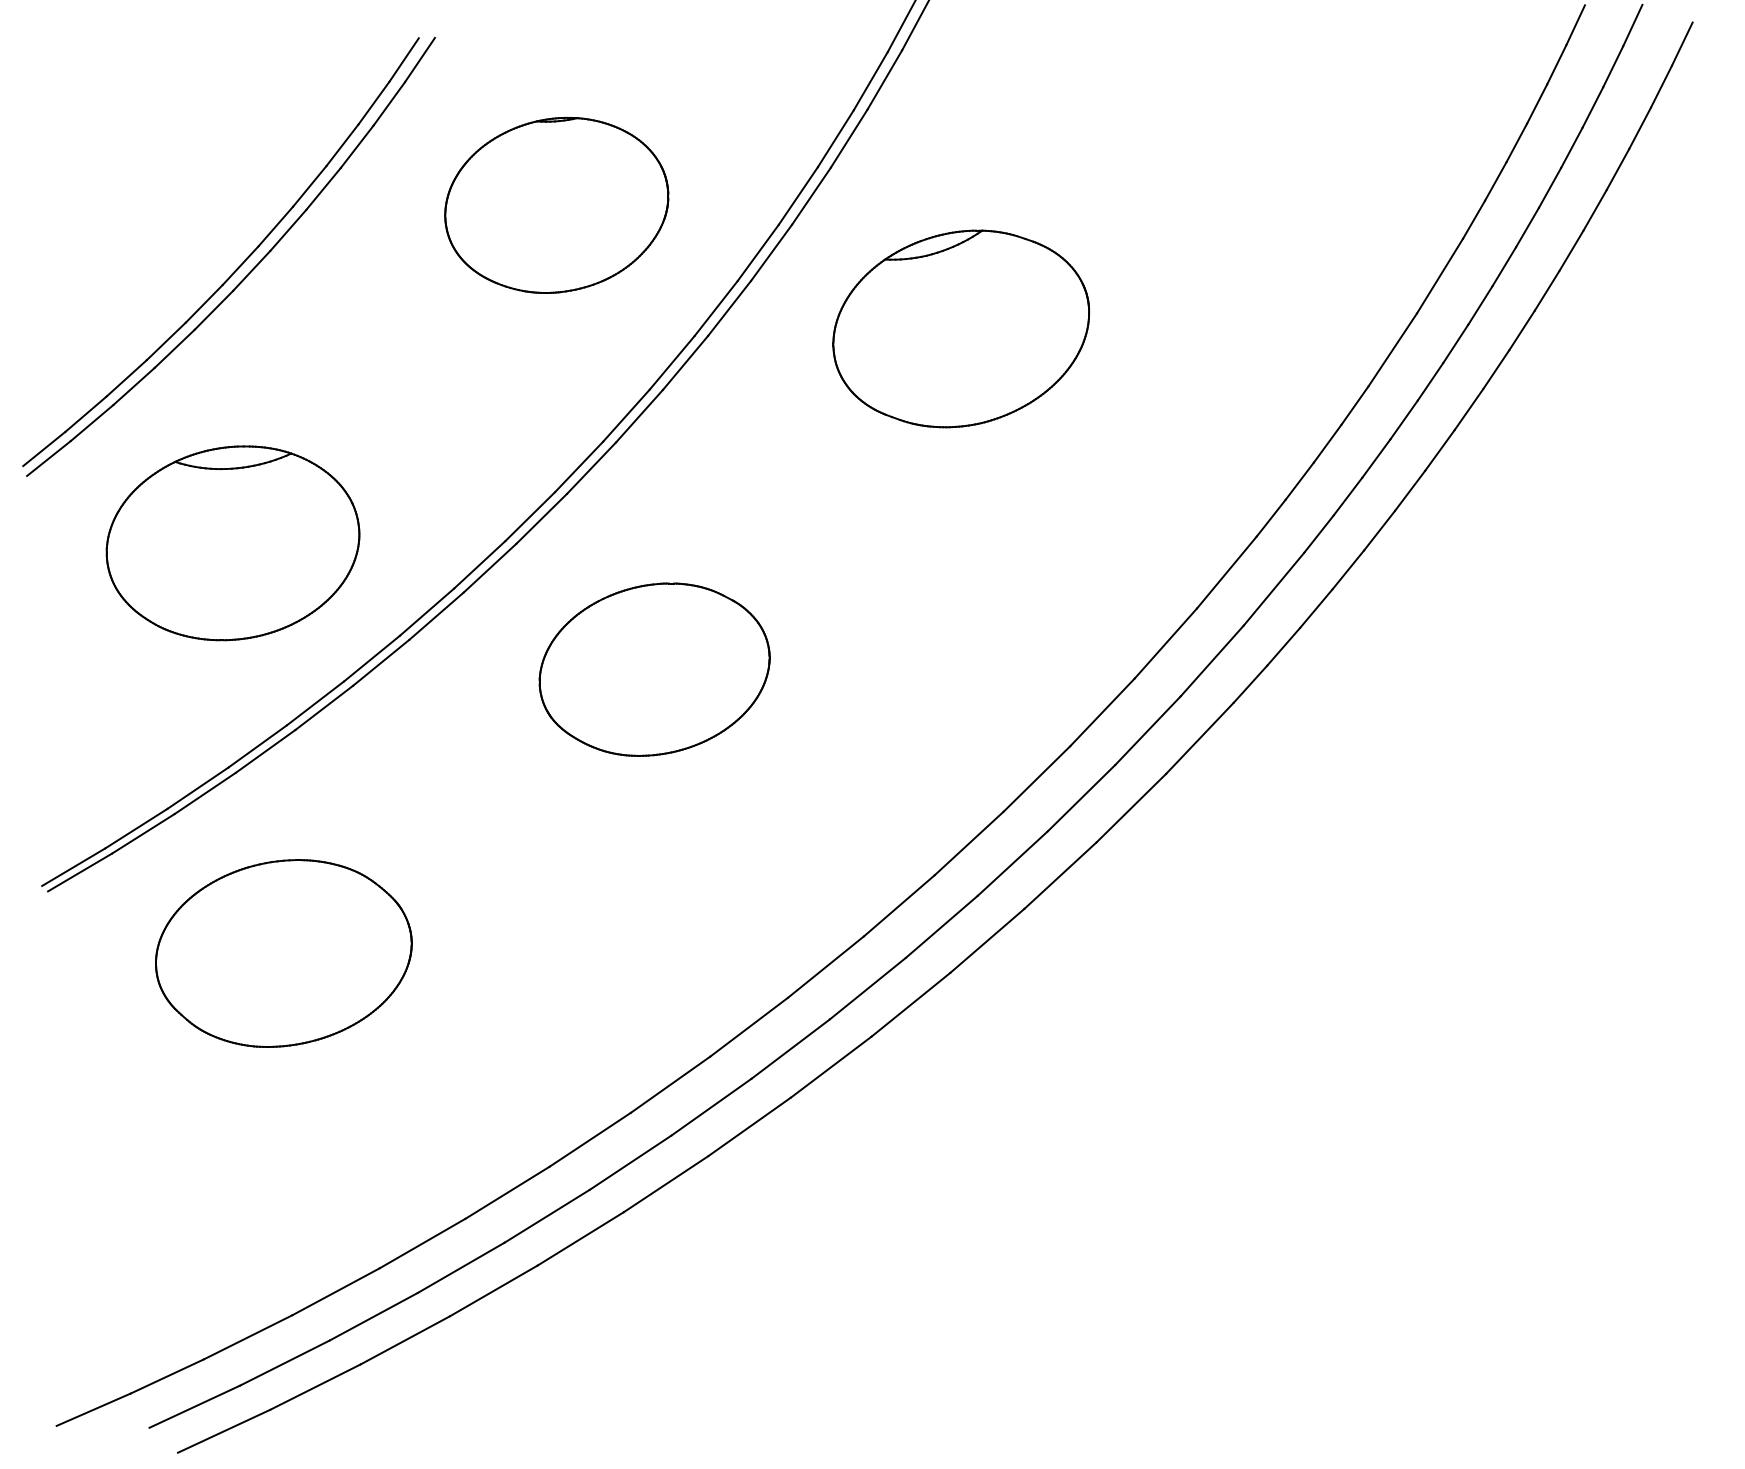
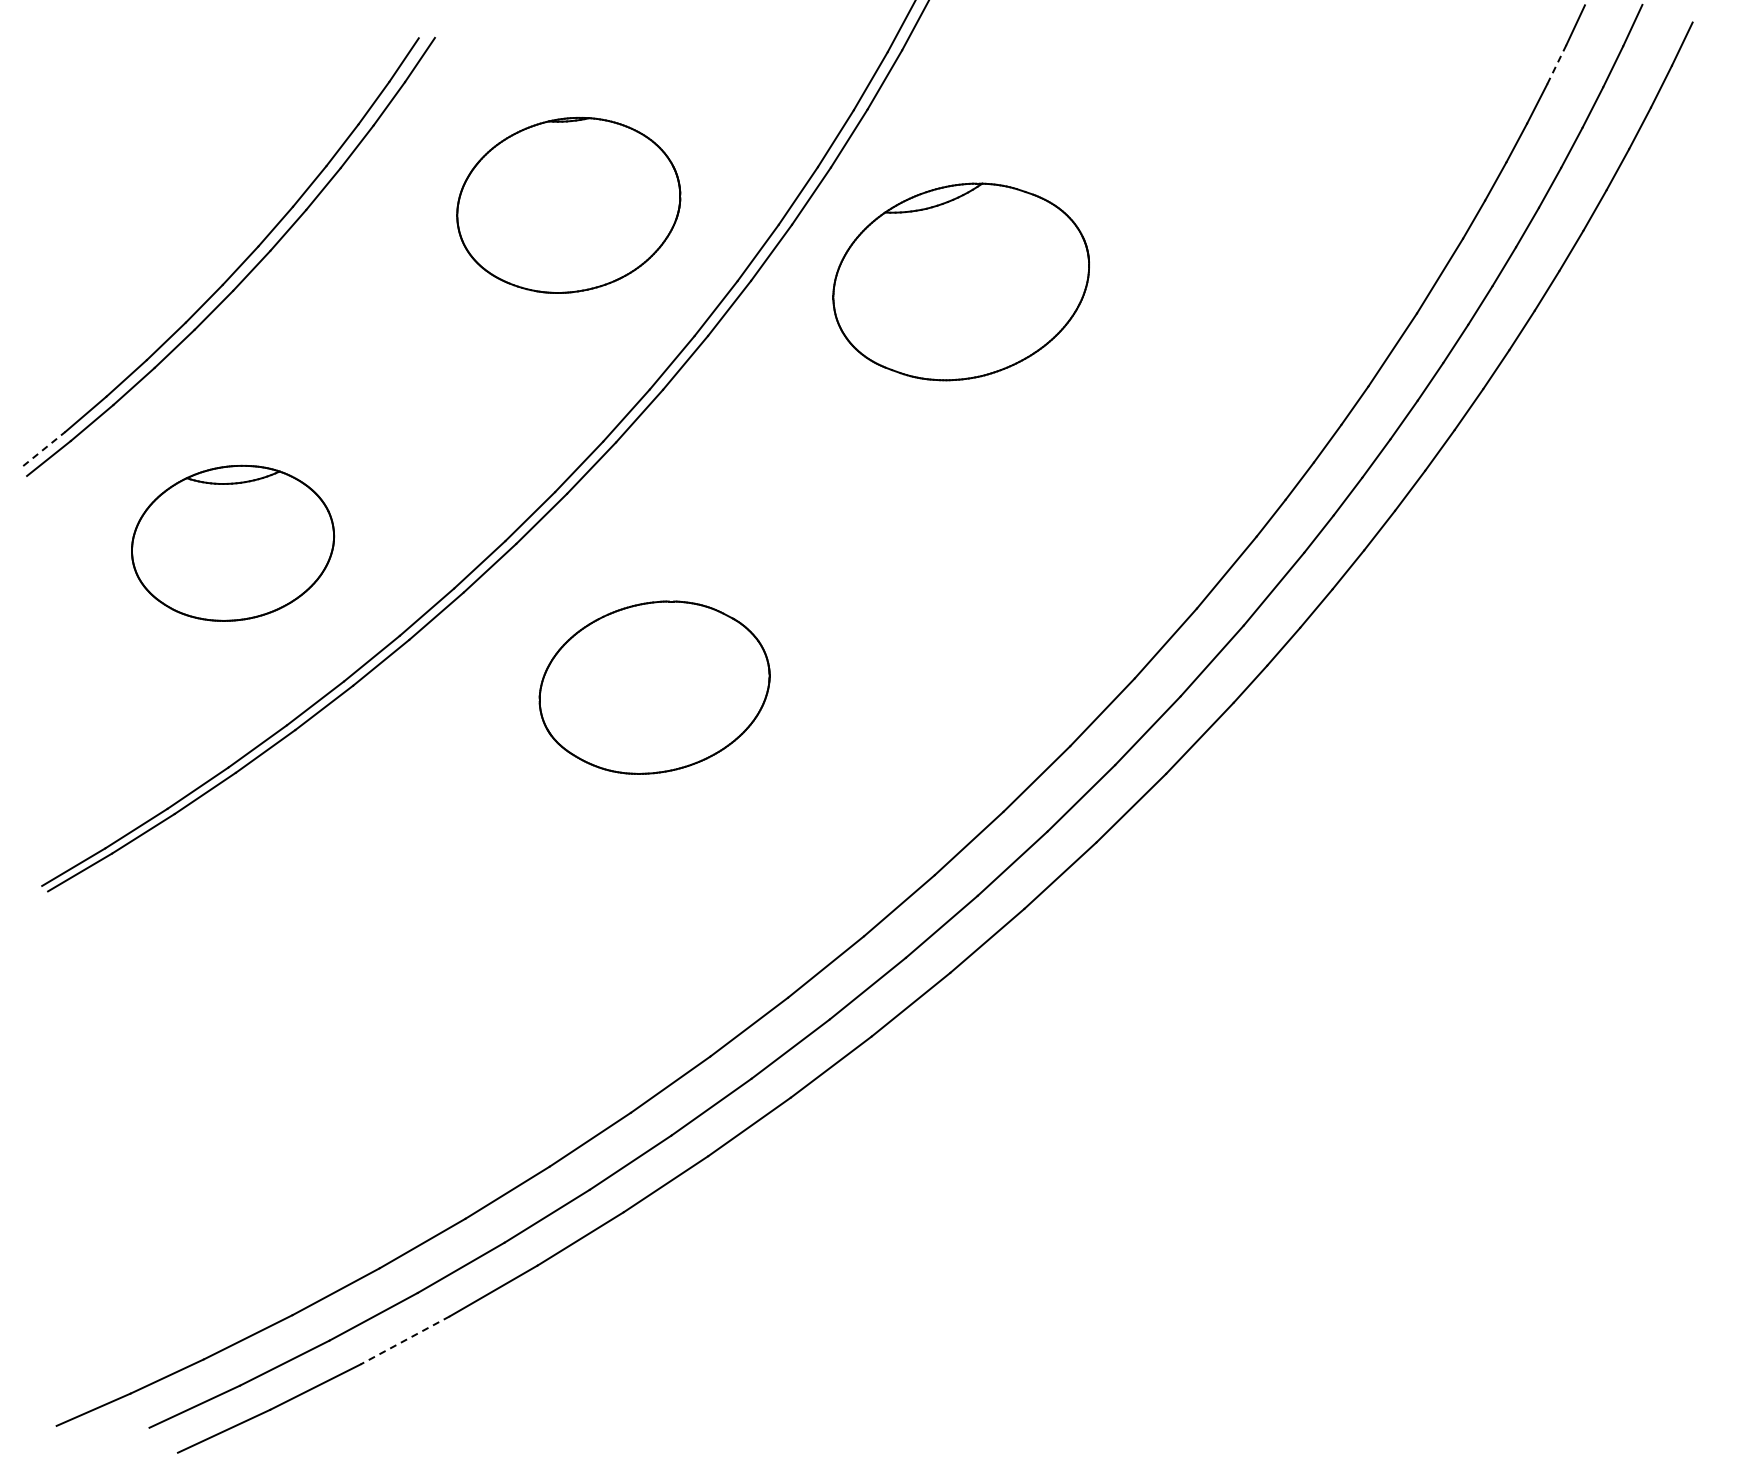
line: solid -> dashed (1556, 64)
part position: (556, 205) -> (568, 205) (568, 205)
part position: (960, 328) -> (960, 281) (960, 281)
line: solid -> dashed (44, 448)
part size: 256x197 px -> 205x158 px (233, 542)
part position: (654, 669) -> (654, 687) (654, 687)
part: present -> none (283, 953)
line: solid -> dashed (405, 1340)
